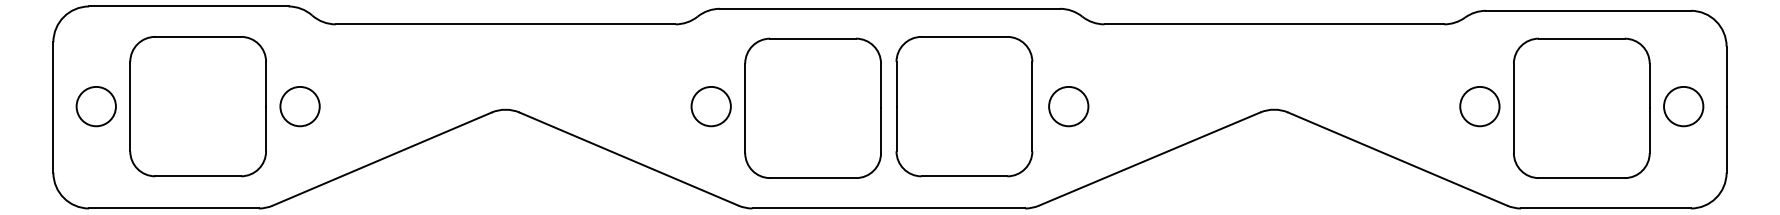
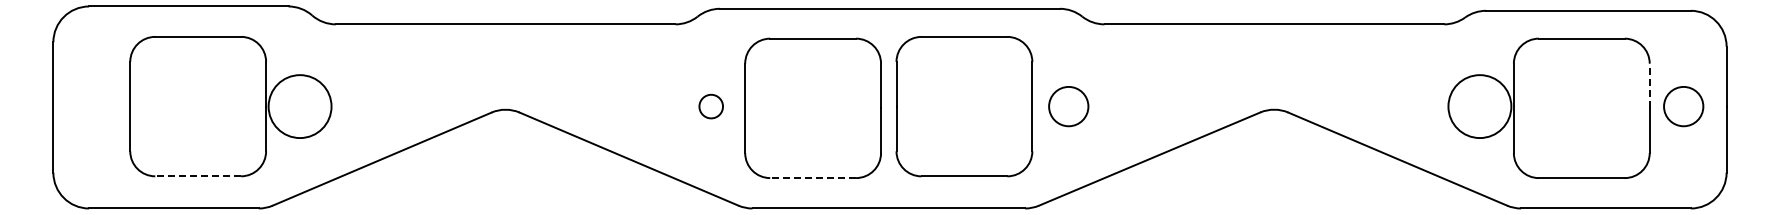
line: solid -> dashed (1649, 85)
circle: present -> none (95, 106)
circle diameter: 39 px -> 63 px (299, 106)
circle diameter: 39 px -> 24 px (711, 106)
circle diameter: 39 px -> 63 px (1479, 106)
line: solid -> dashed (198, 176)
line: solid -> dashed (813, 178)
